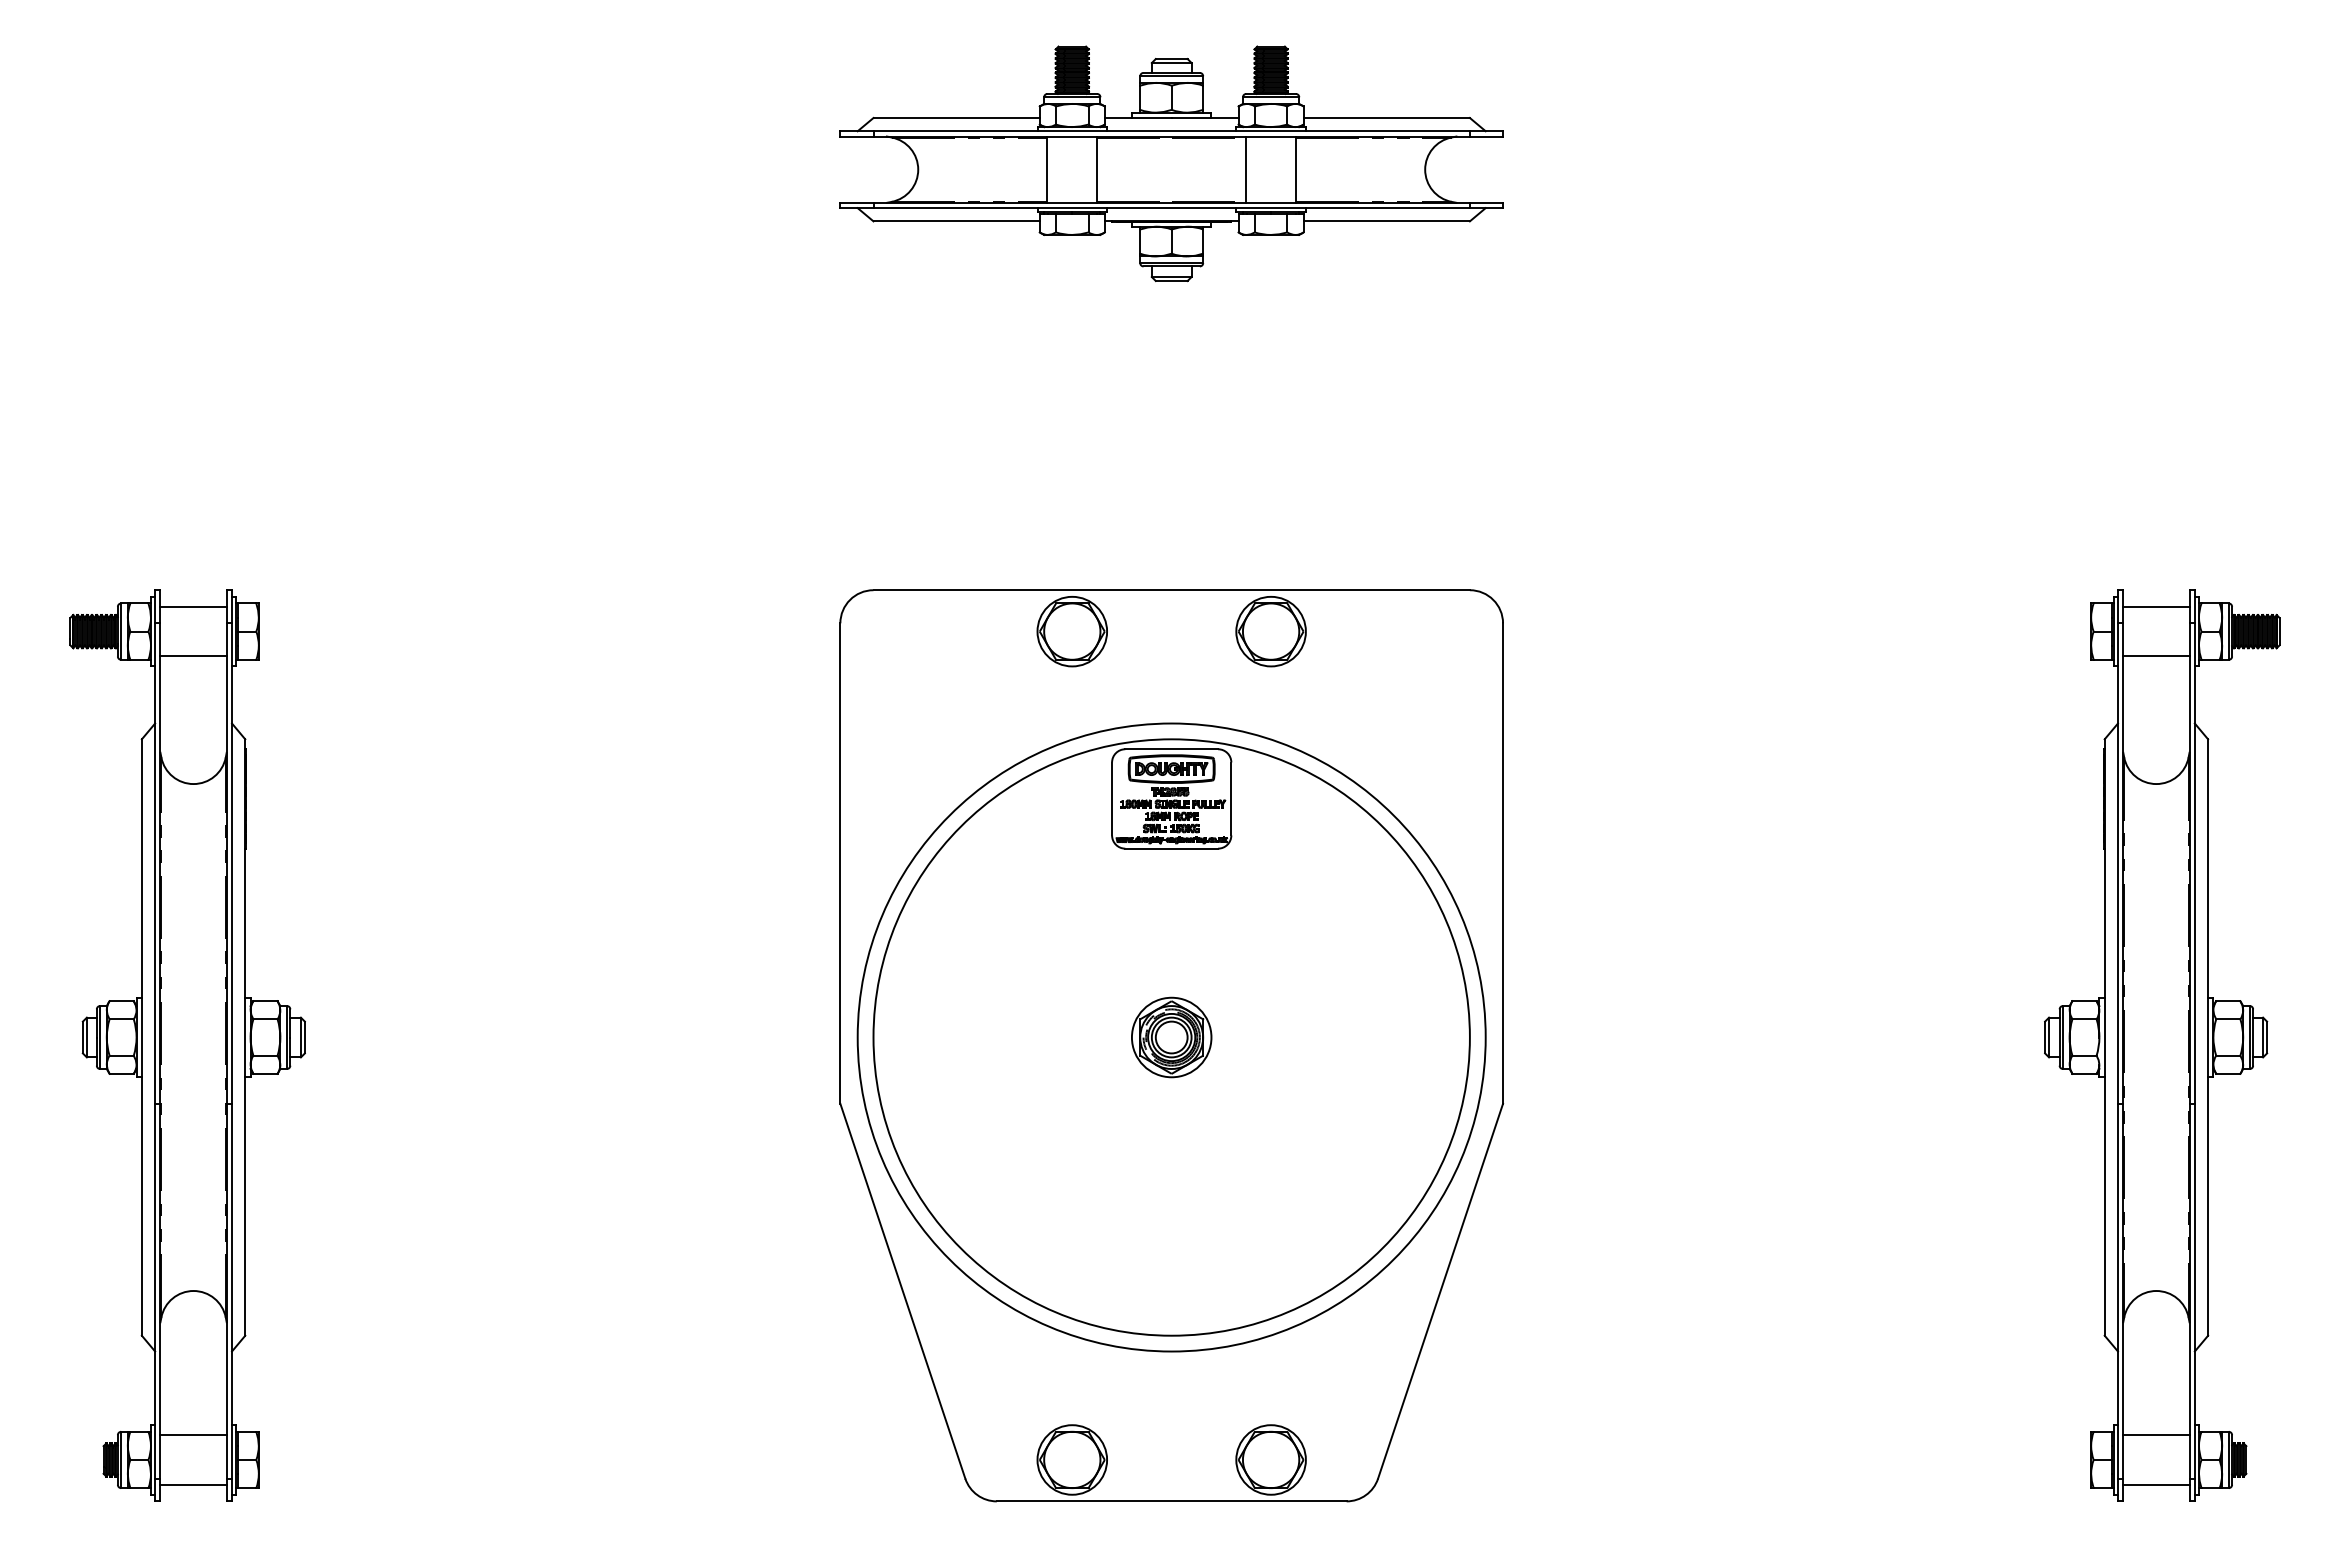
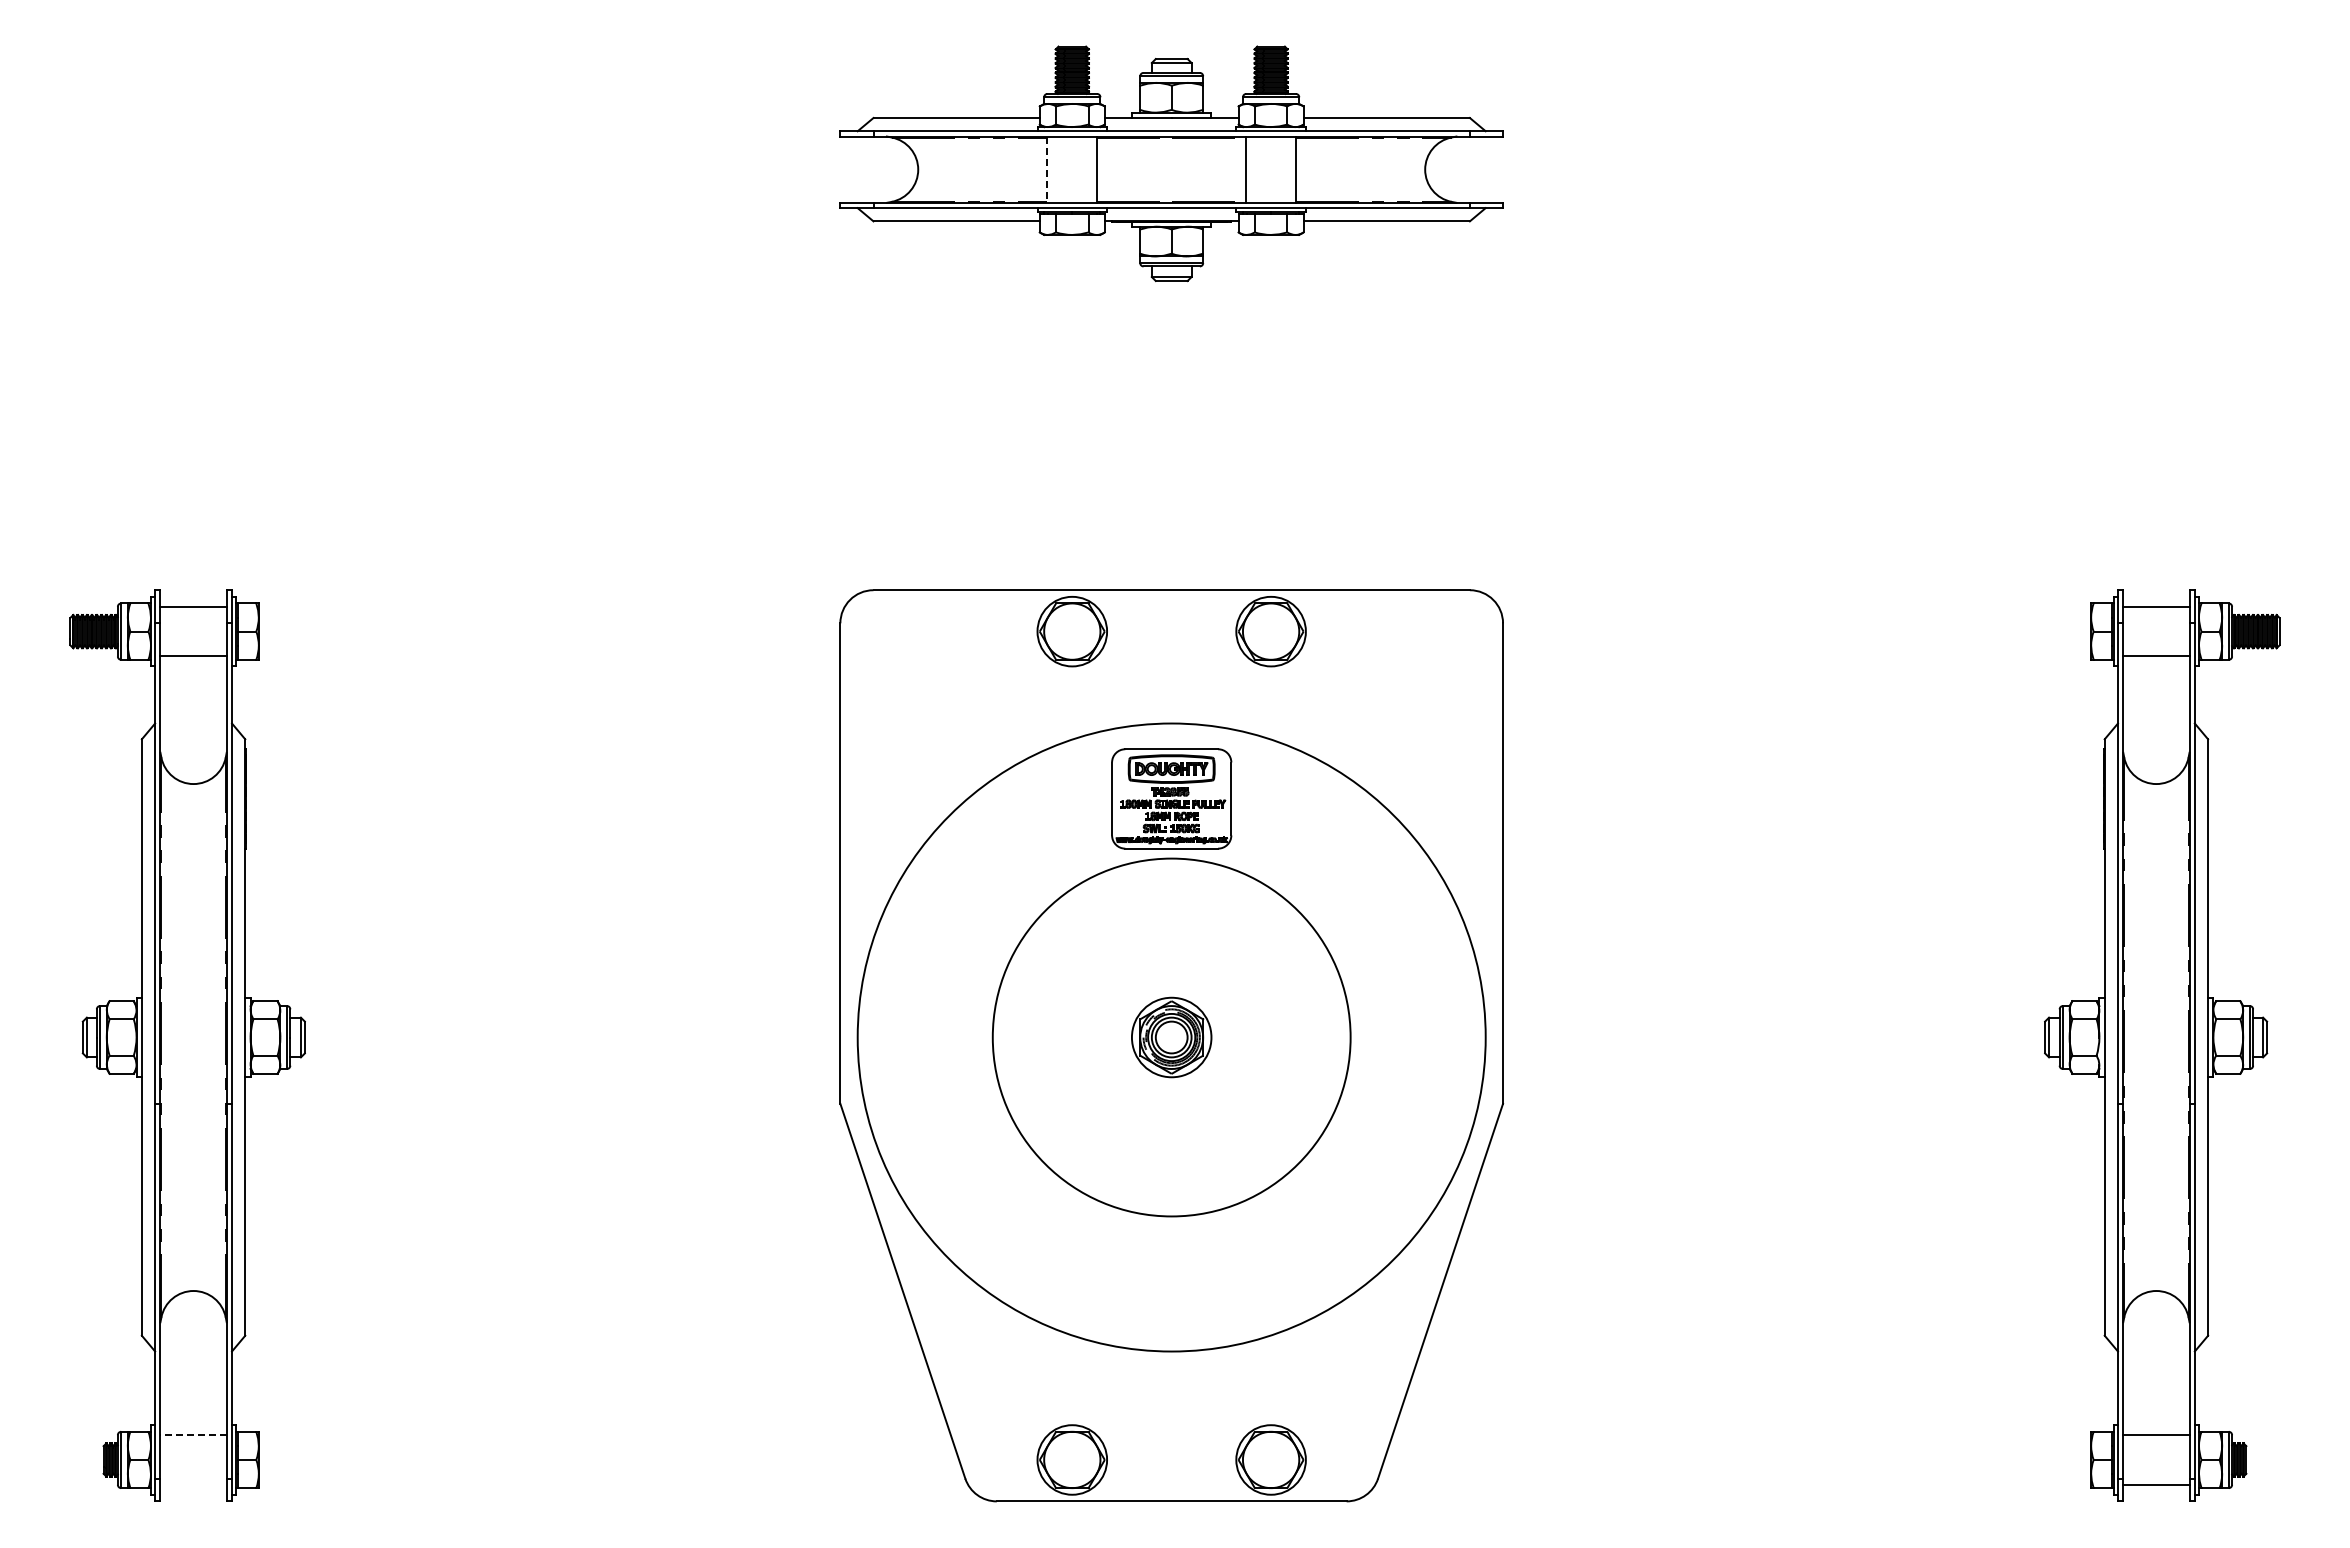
line: solid -> dashed (1047, 170)
circle diameter: 596 px -> 358 px (1171, 1037)
line: solid -> dashed (193, 1435)
line: present -> none (193, 1484)
